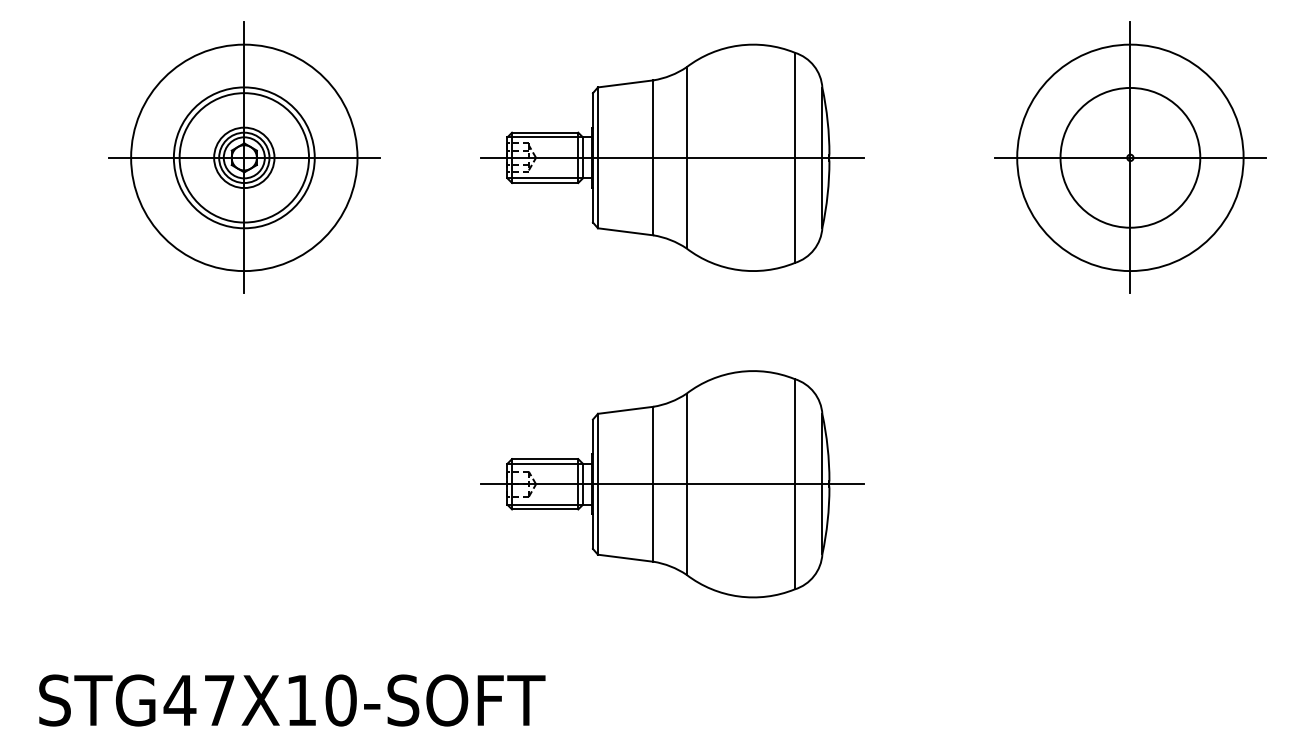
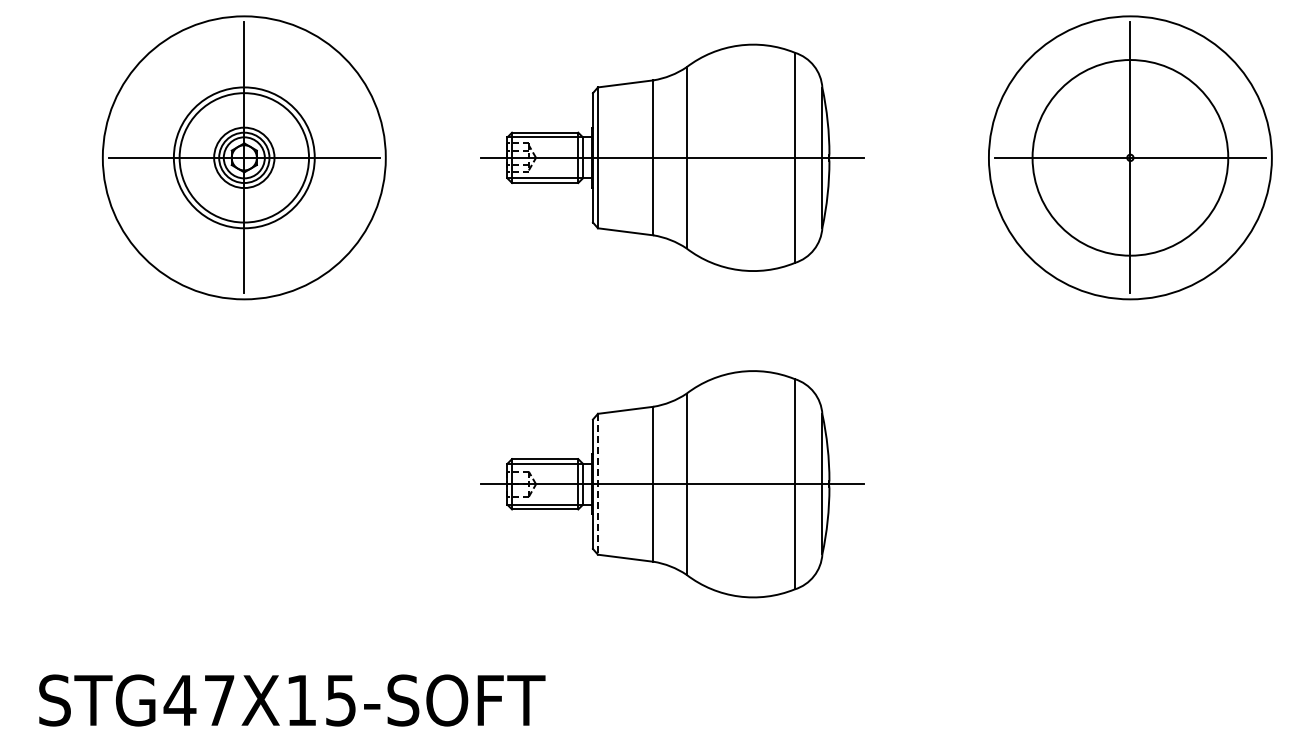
circle diameter: 226 px -> 283 px (243, 157)
circle diameter: 140 px -> 196 px (1130, 157)
circle diameter: 226 px -> 283 px (1129, 157)
line: solid -> dashed (597, 484)
text: STG47X10-SOFT -> STG47X15-SOFT (340, 700)
